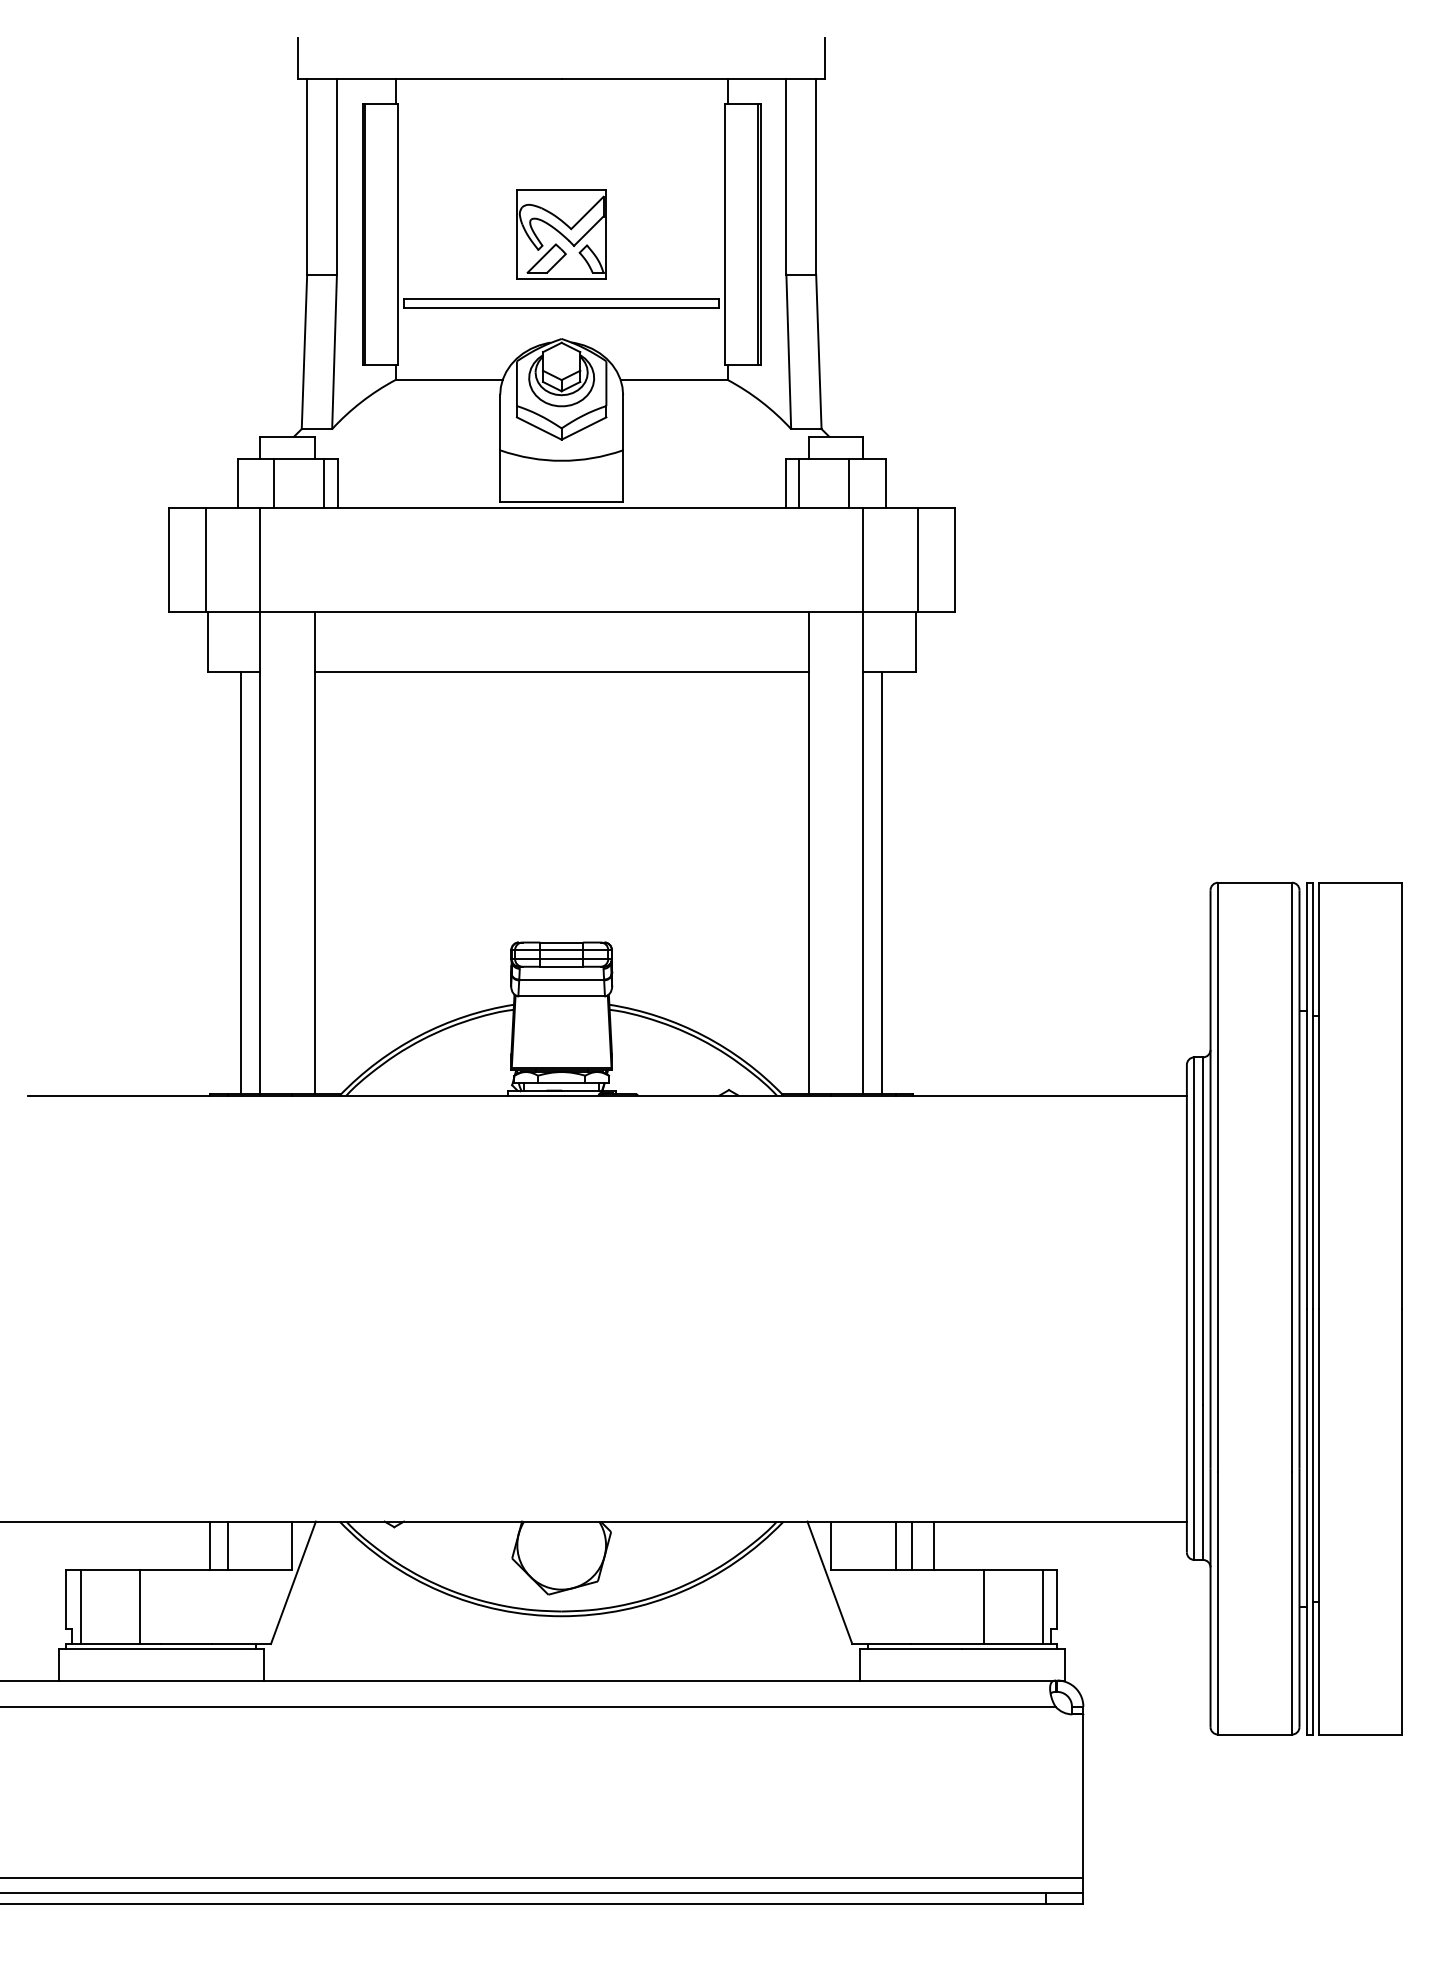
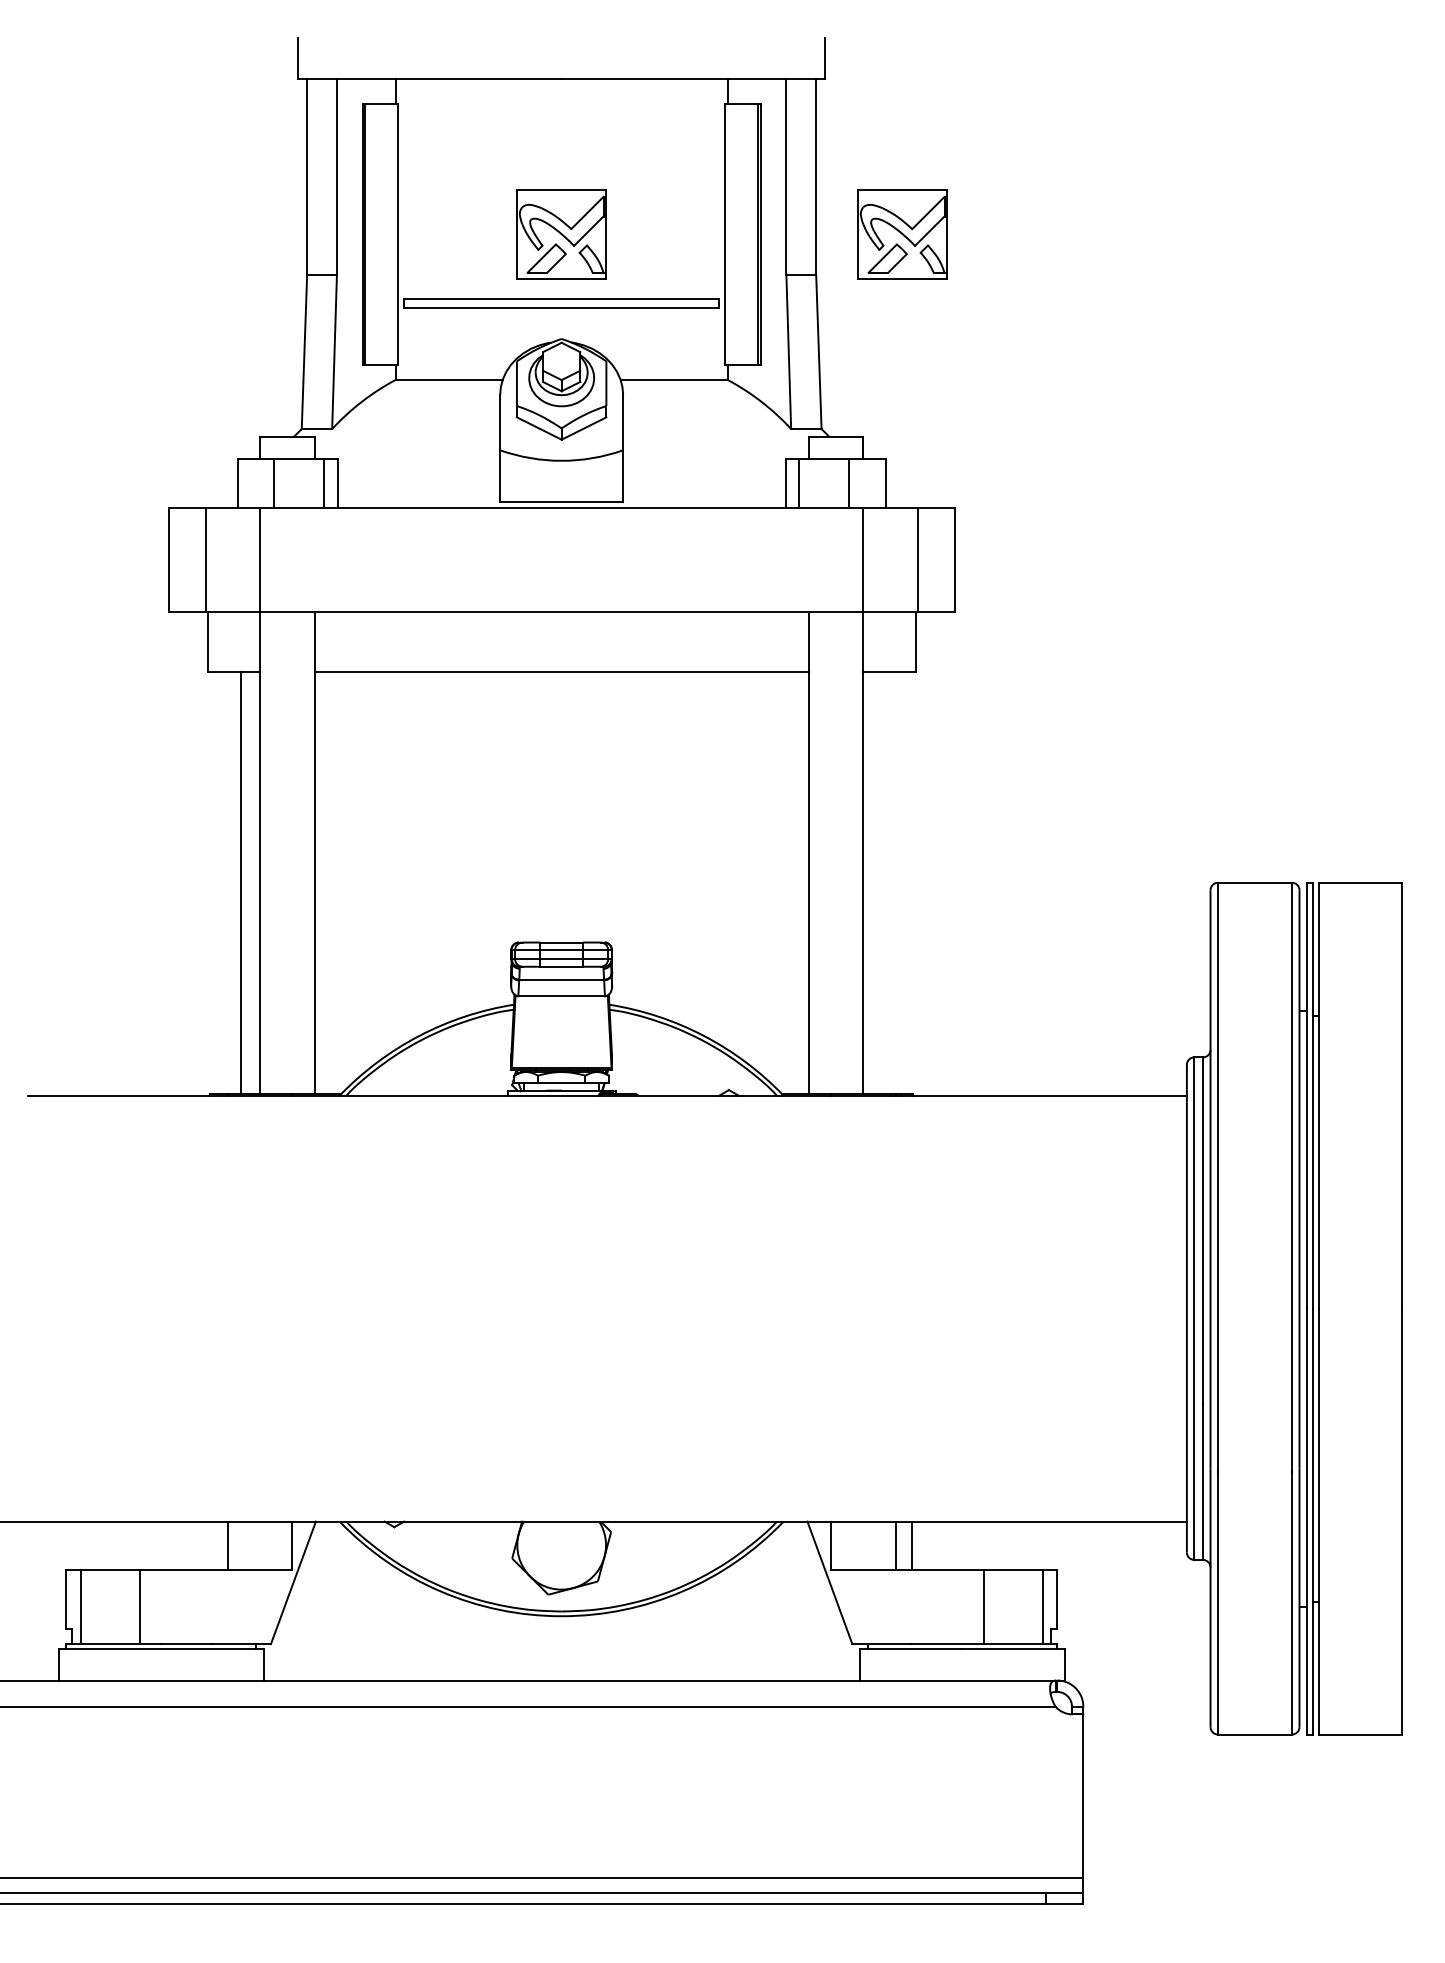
part: none -> present (902, 234)
line: present -> none (882, 882)
line: present -> none (210, 1545)
line: present -> none (934, 1545)
